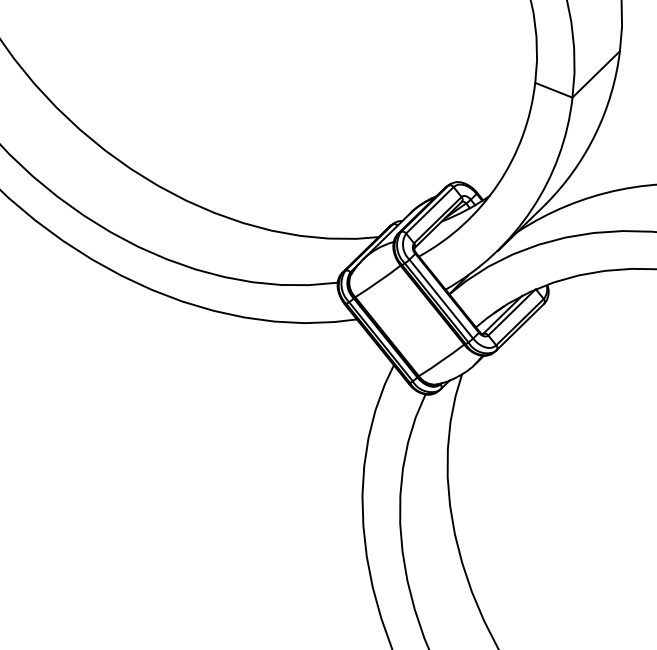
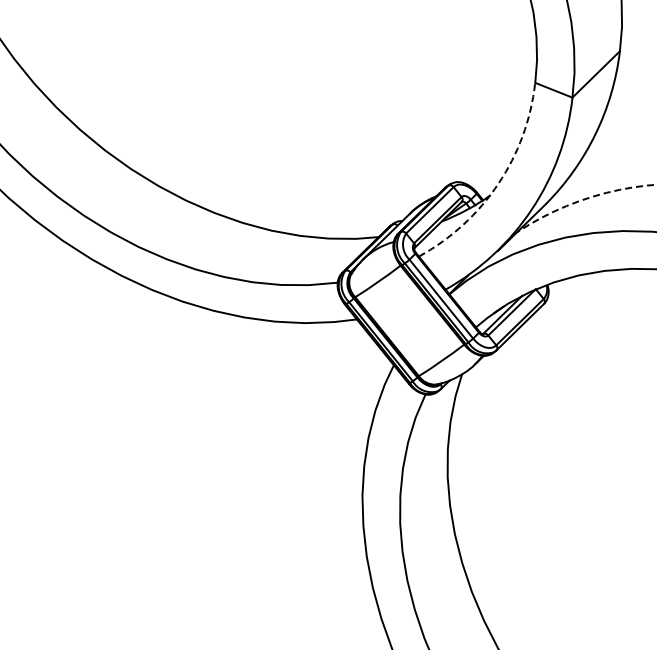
arc: solid -> dashed (498, 183)
arc: solid -> dashed (582, 200)
